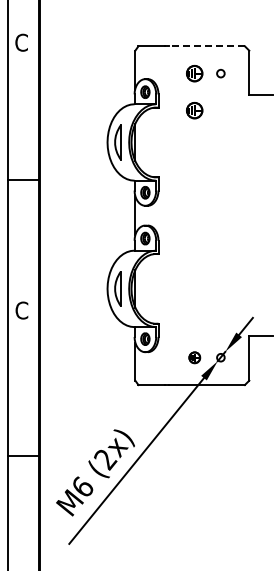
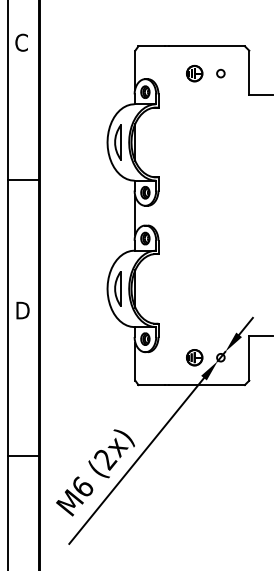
line: dashed -> solid (206, 46)
part: present -> none (194, 110)
text: C -> D (22, 310)
part size: 14x14 px -> 18x18 px (194, 357)
